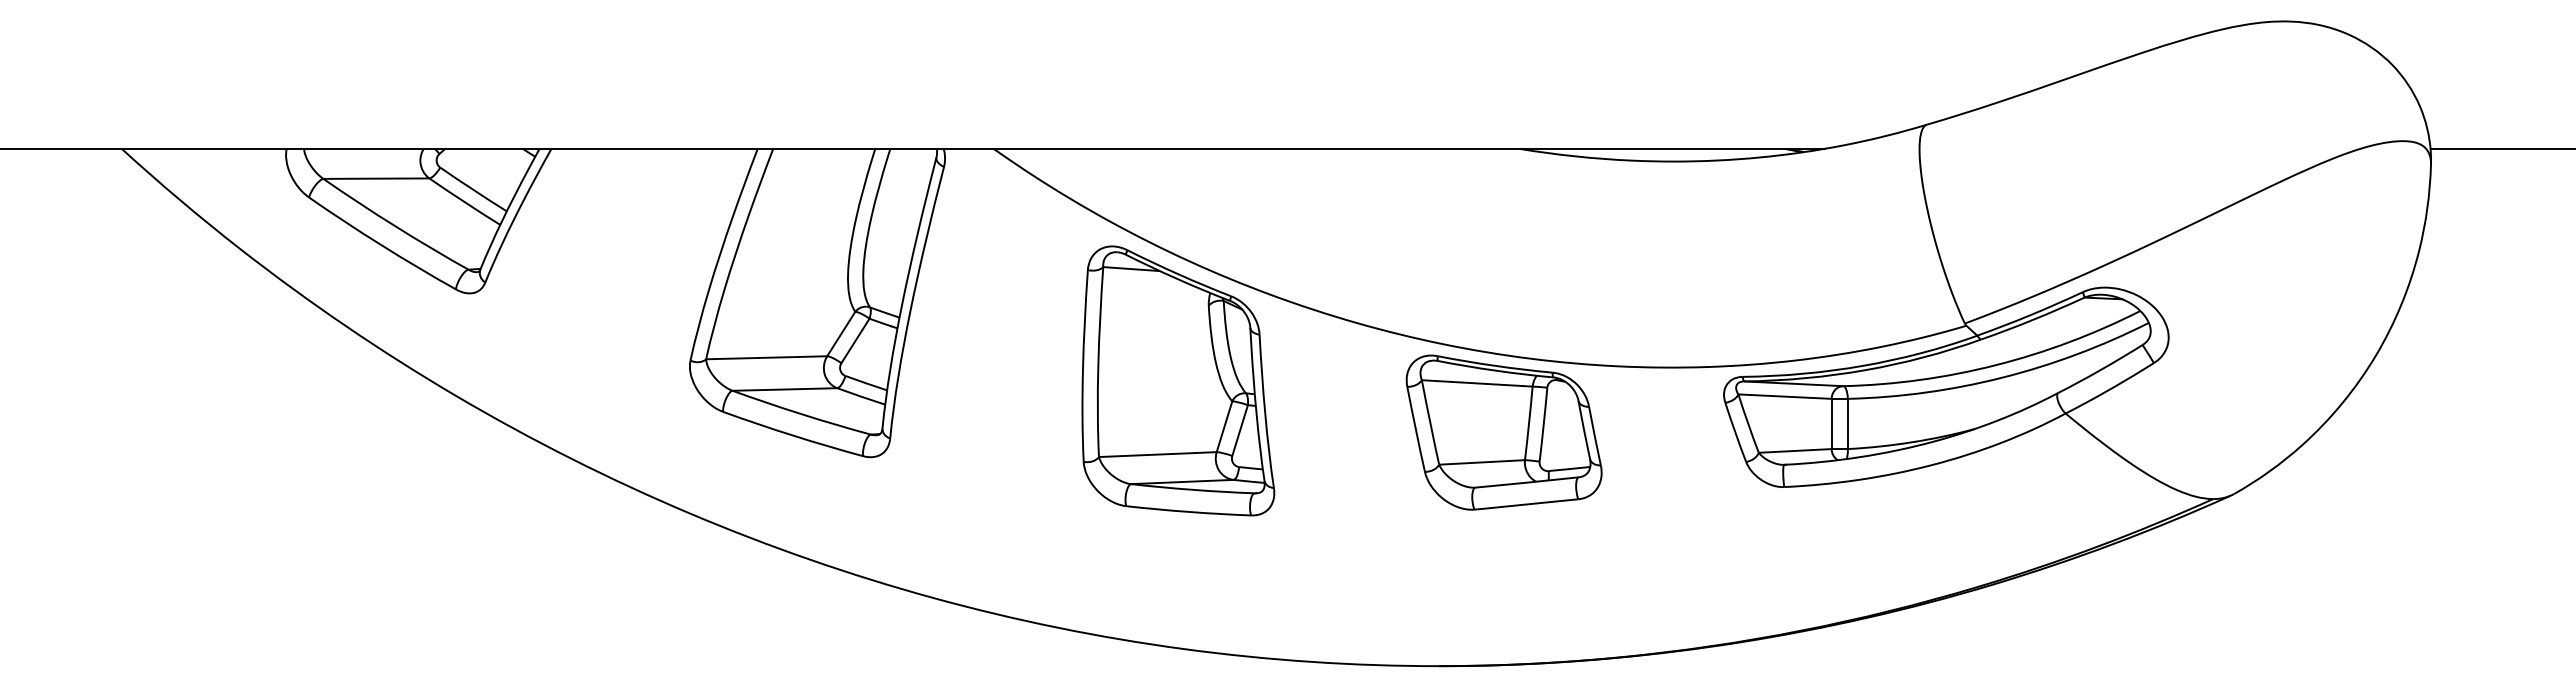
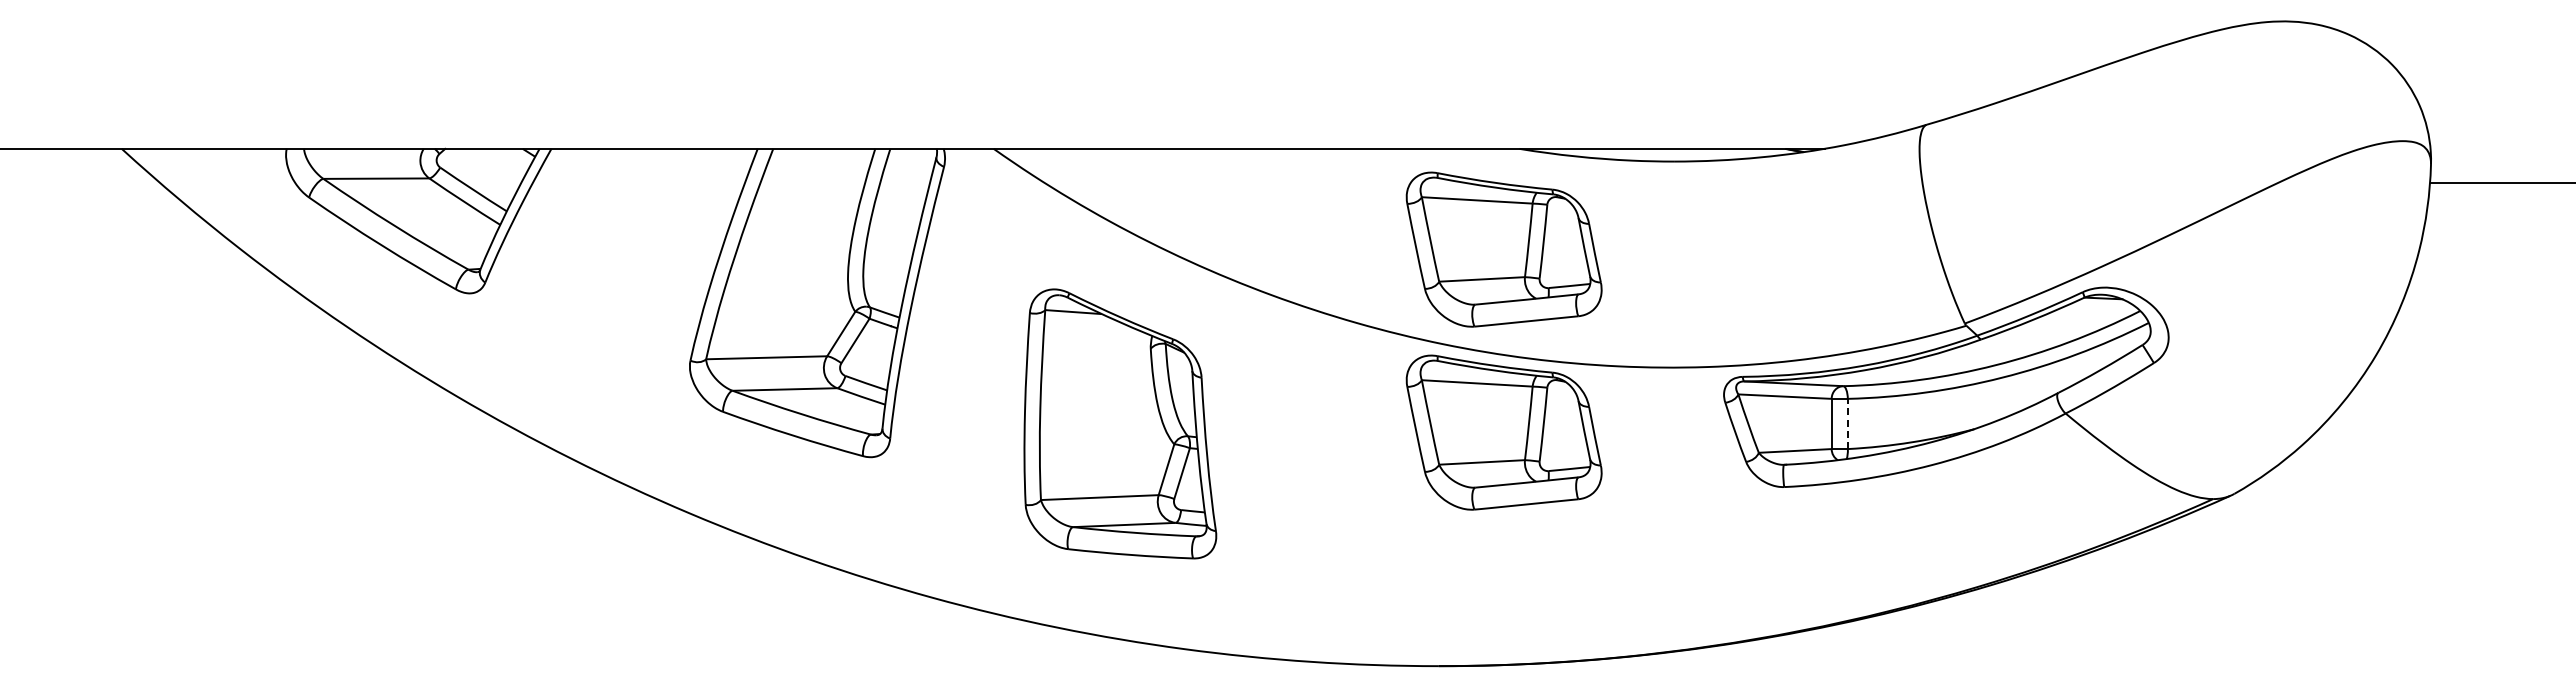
line position: (2501, 148) -> (2501, 182) (2501, 182)
part: none -> present (1503, 249)
part position: (1178, 380) -> (1120, 423) (1120, 423)
line: solid -> dashed (1847, 423)
